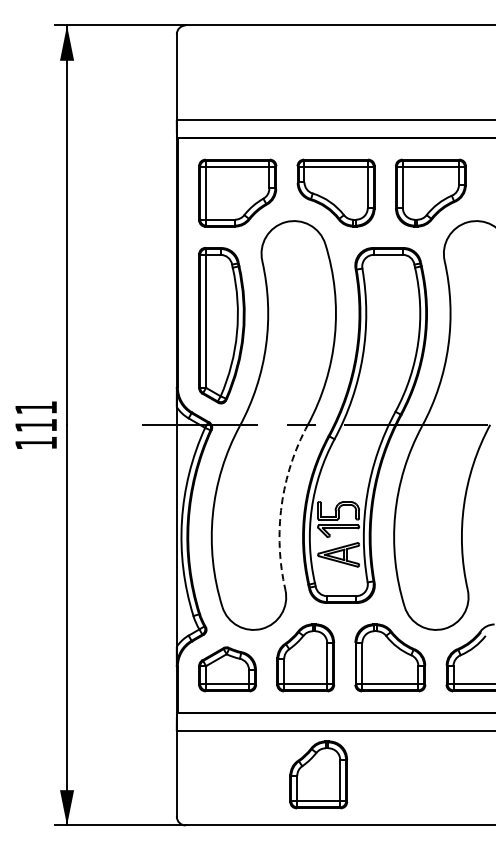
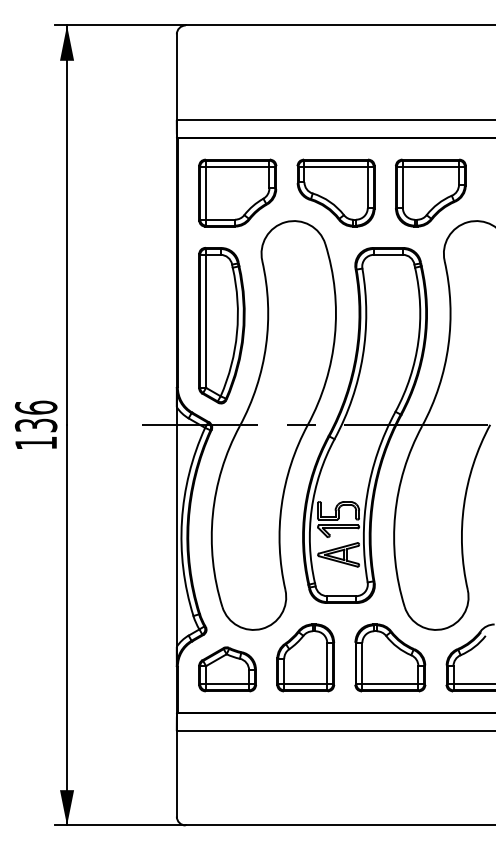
text: 111 -> 136 (35, 416)
arc: dashed -> solid (281, 505)
part: present -> none (318, 774)
